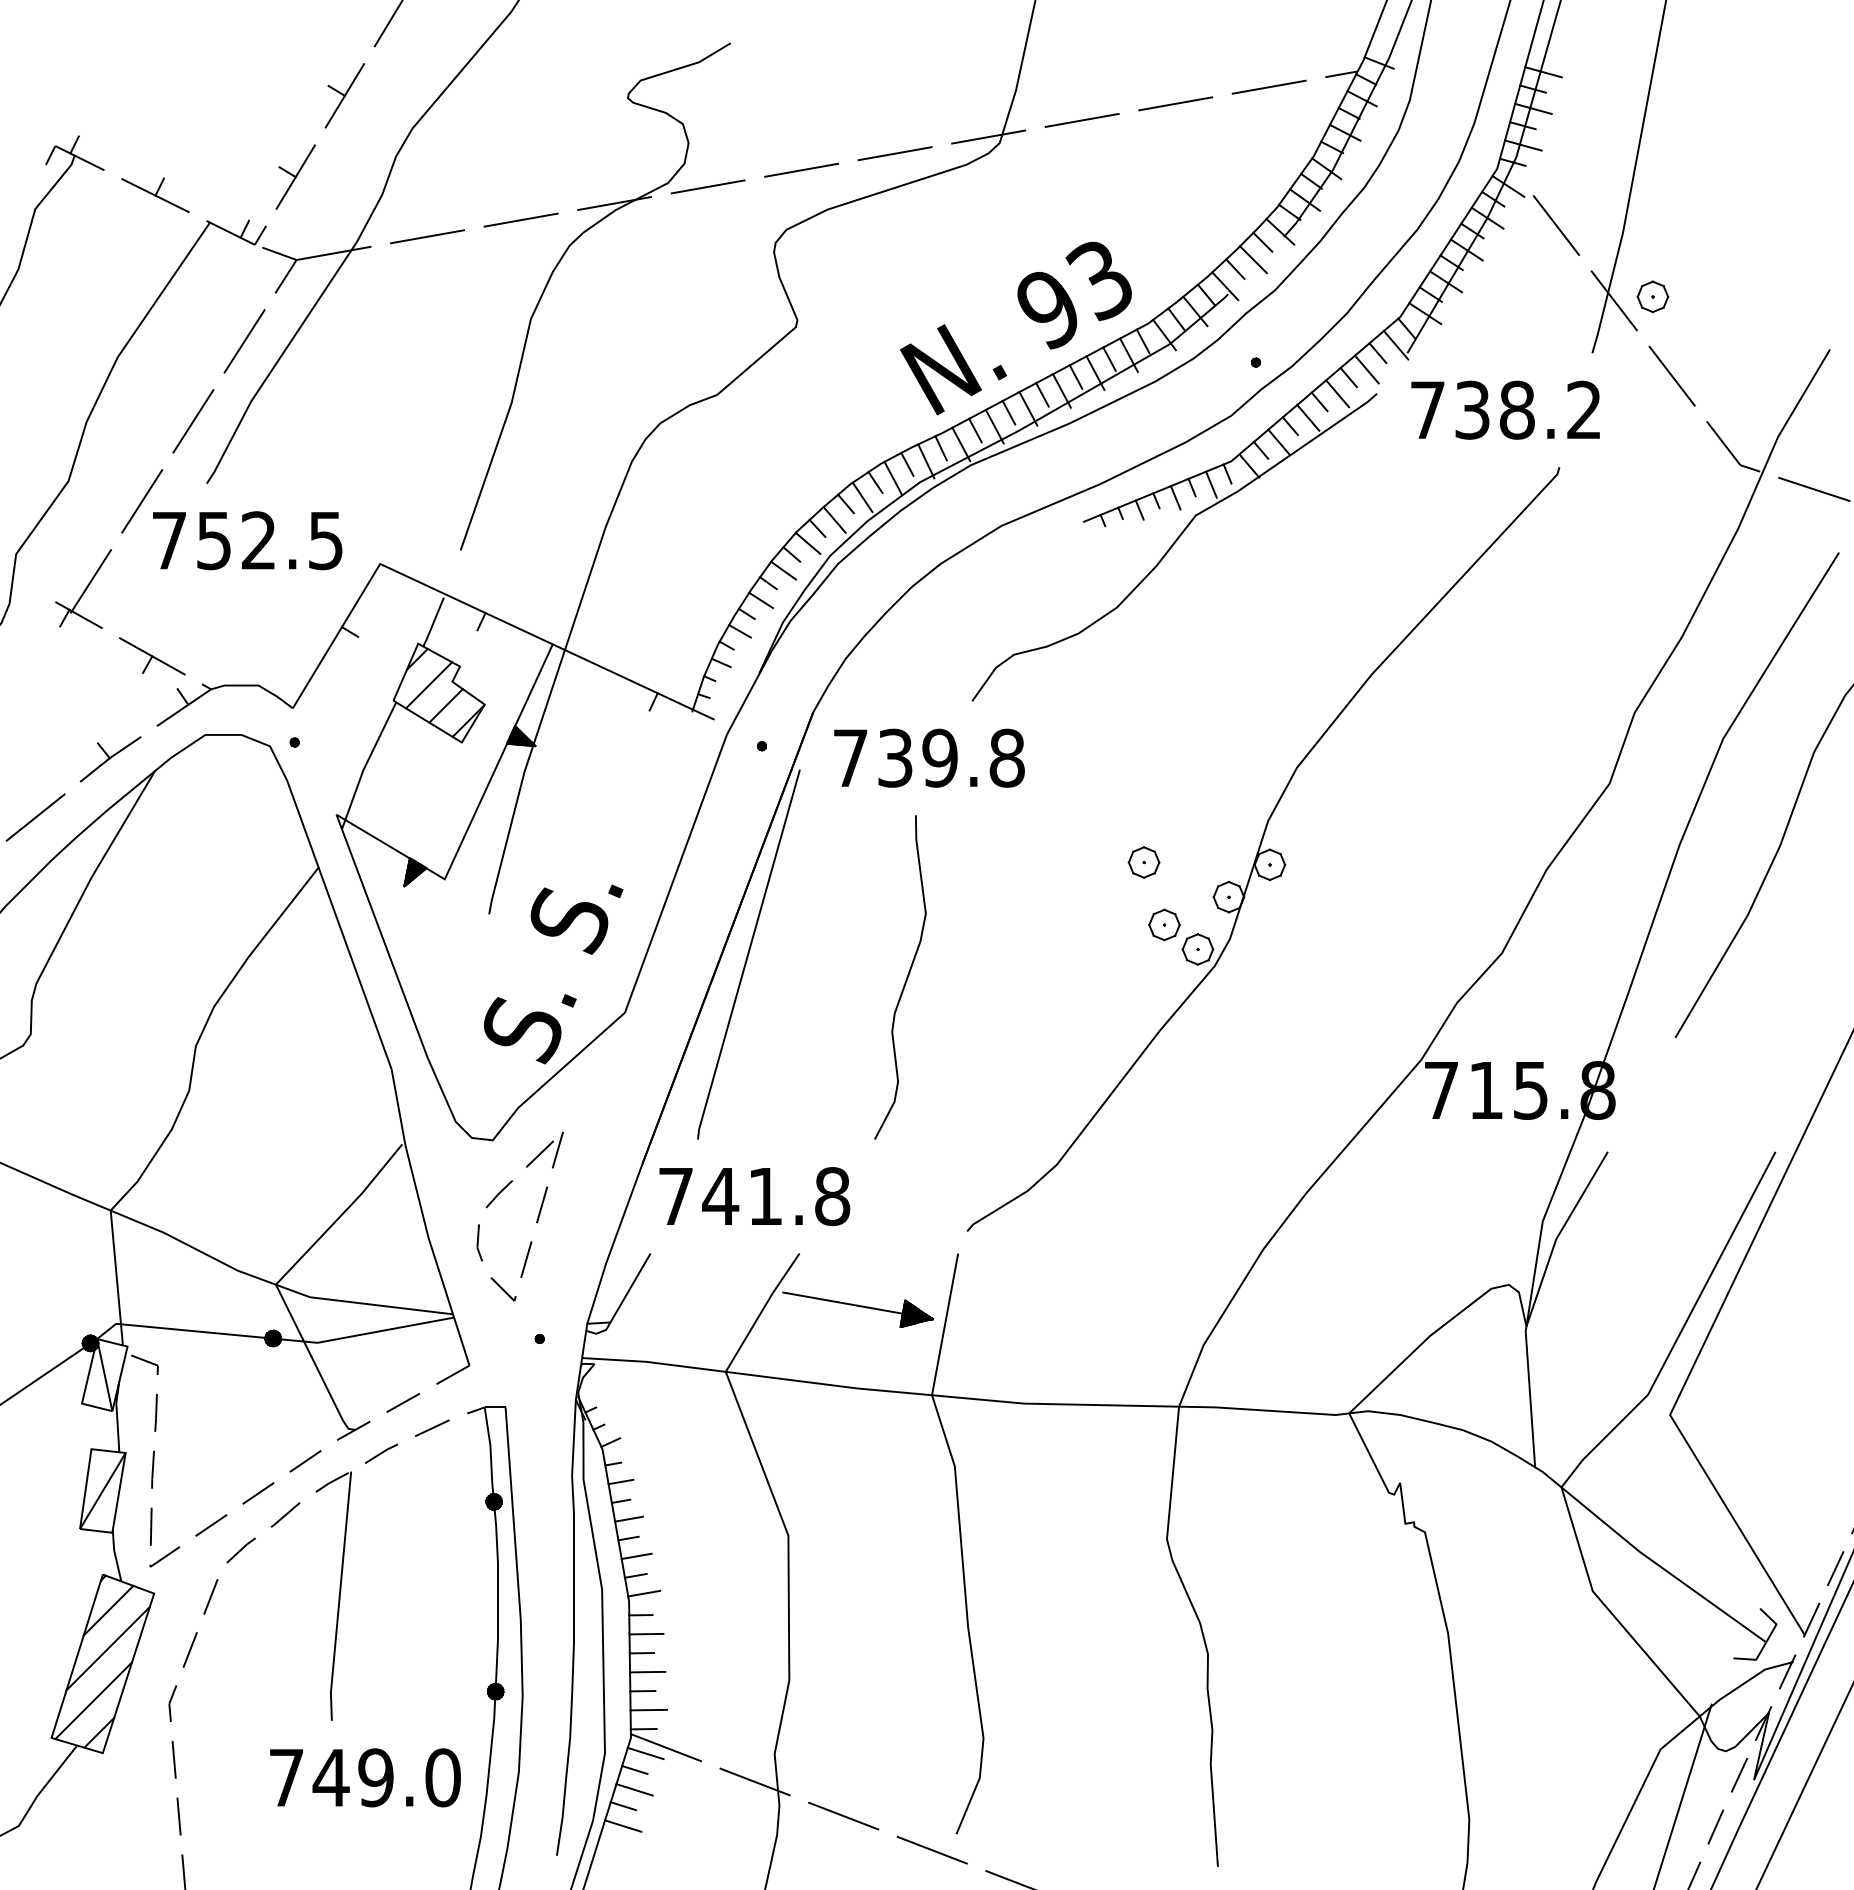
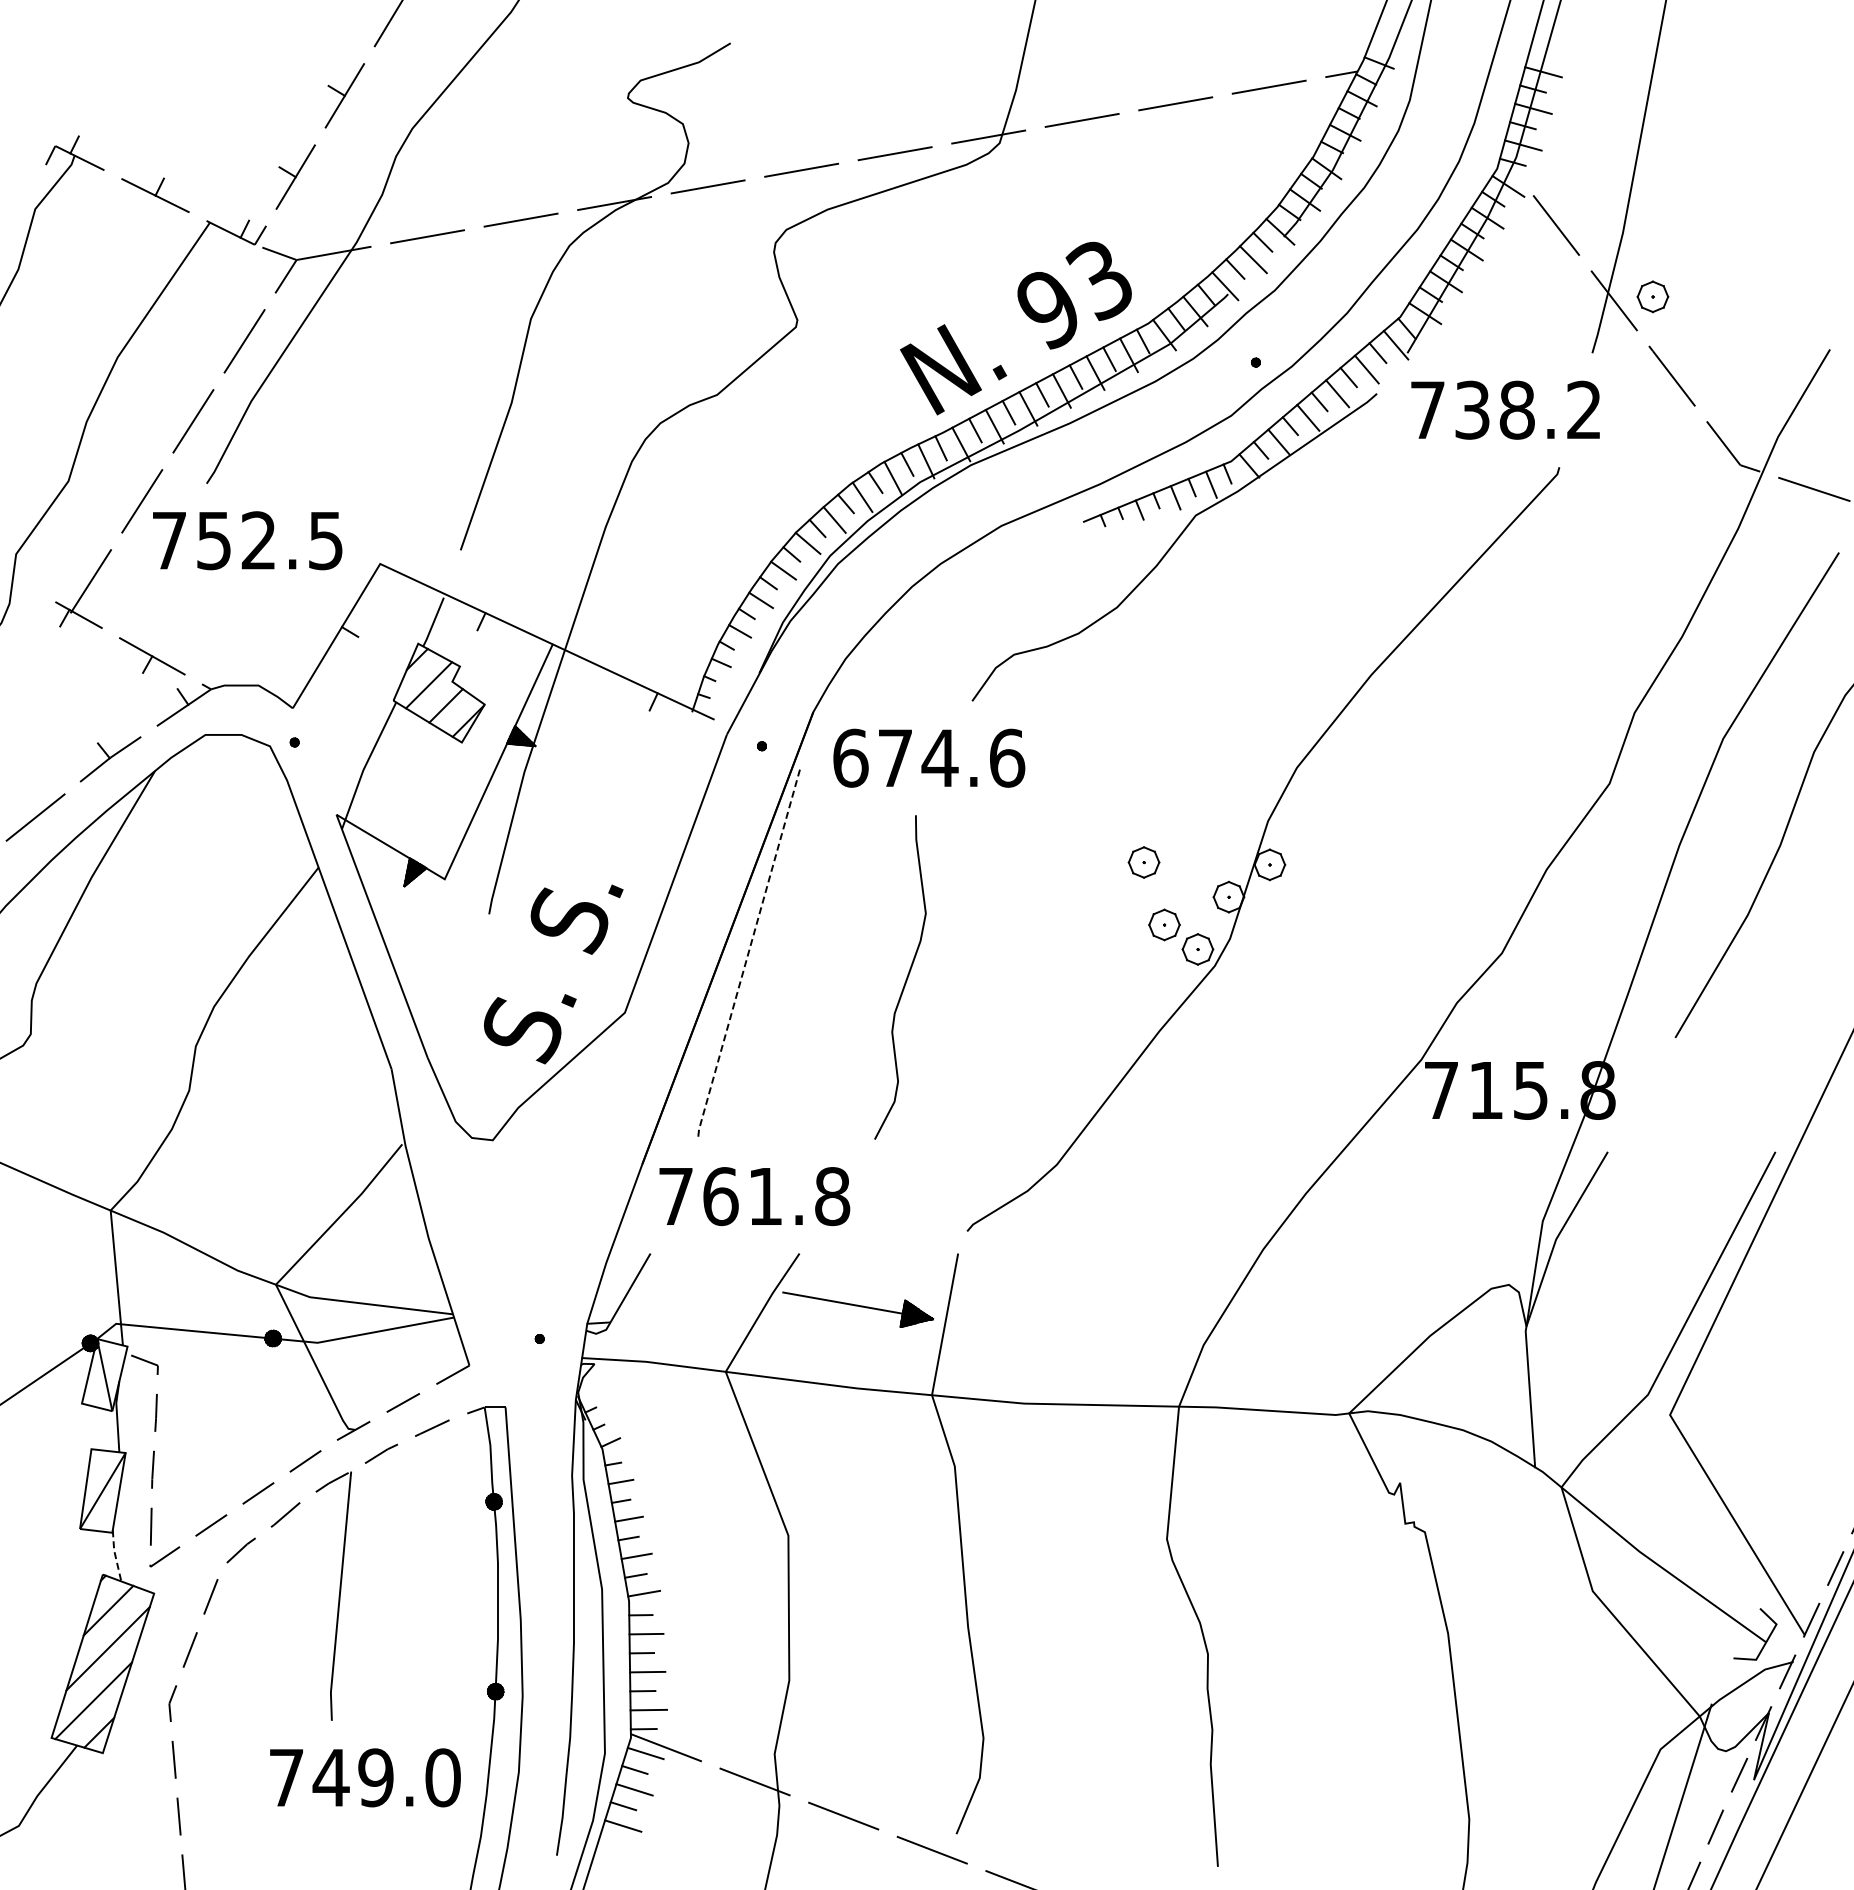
text: 739.8 -> 674.6 (929, 757)
line: solid -> dashed (747, 955)
text: 741.8 -> 761.8 (720, 1196)
part: present -> none (536, 1220)
line: solid -> dashed (115, 1555)
